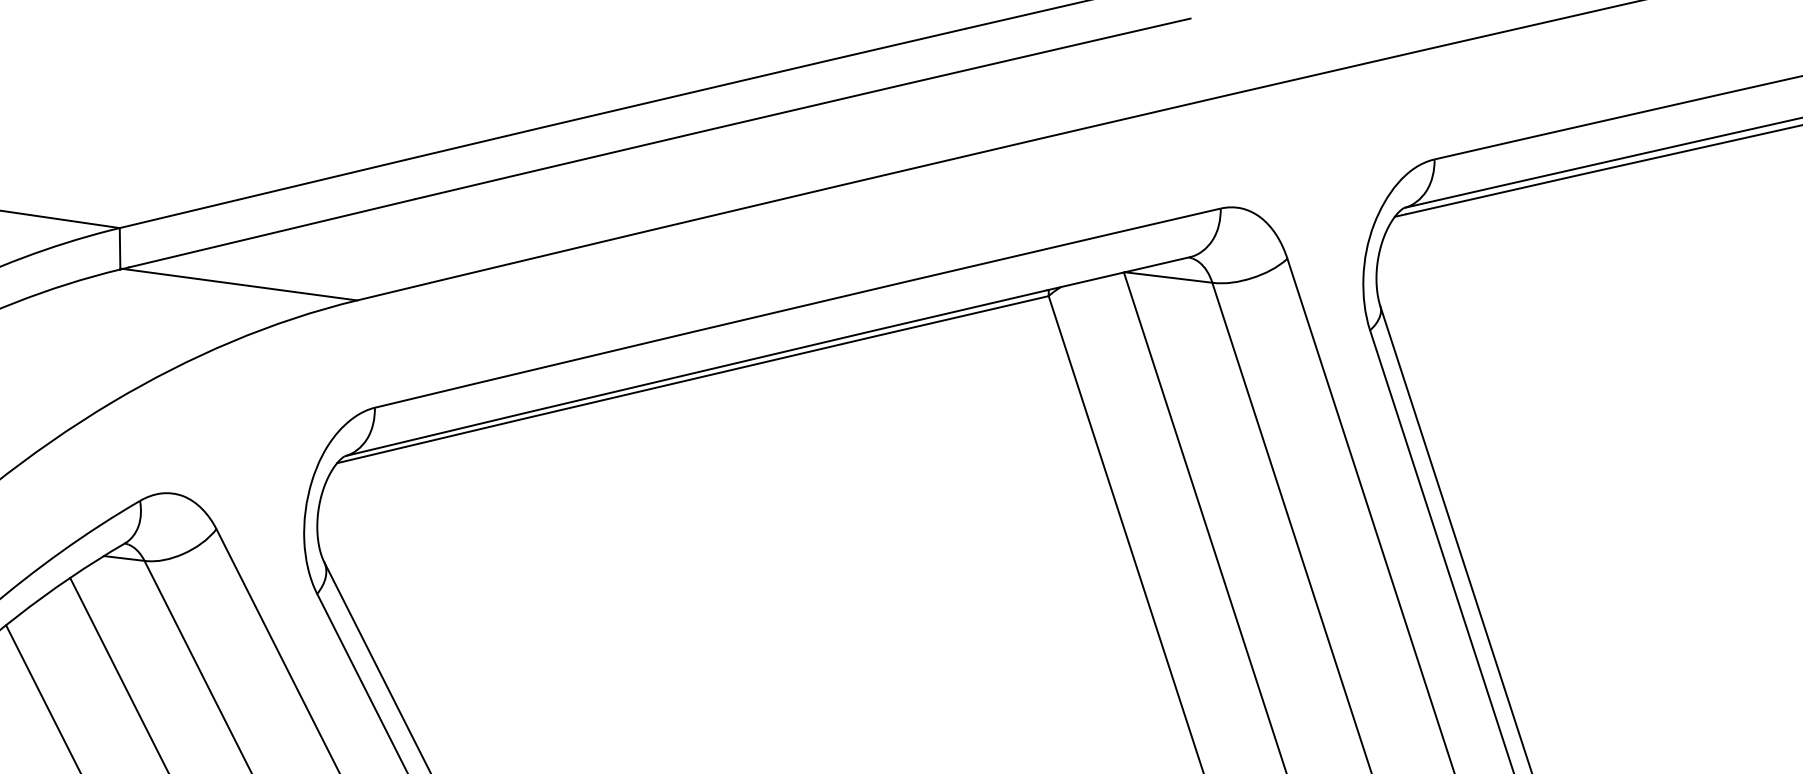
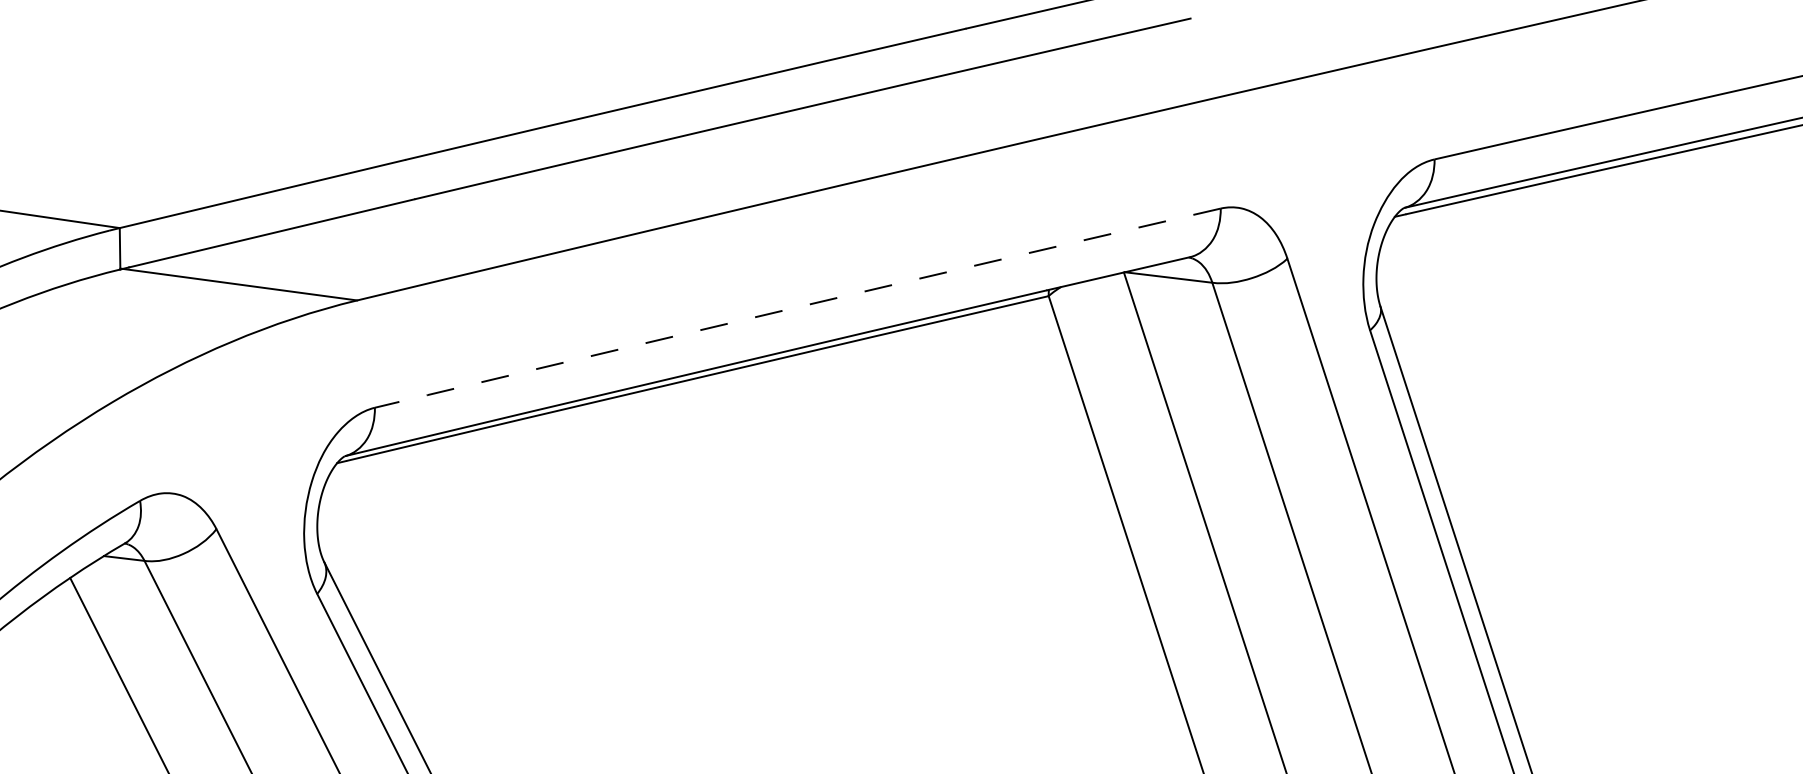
arc: solid -> dashed (797, 307)
line: present -> none (42, 697)
